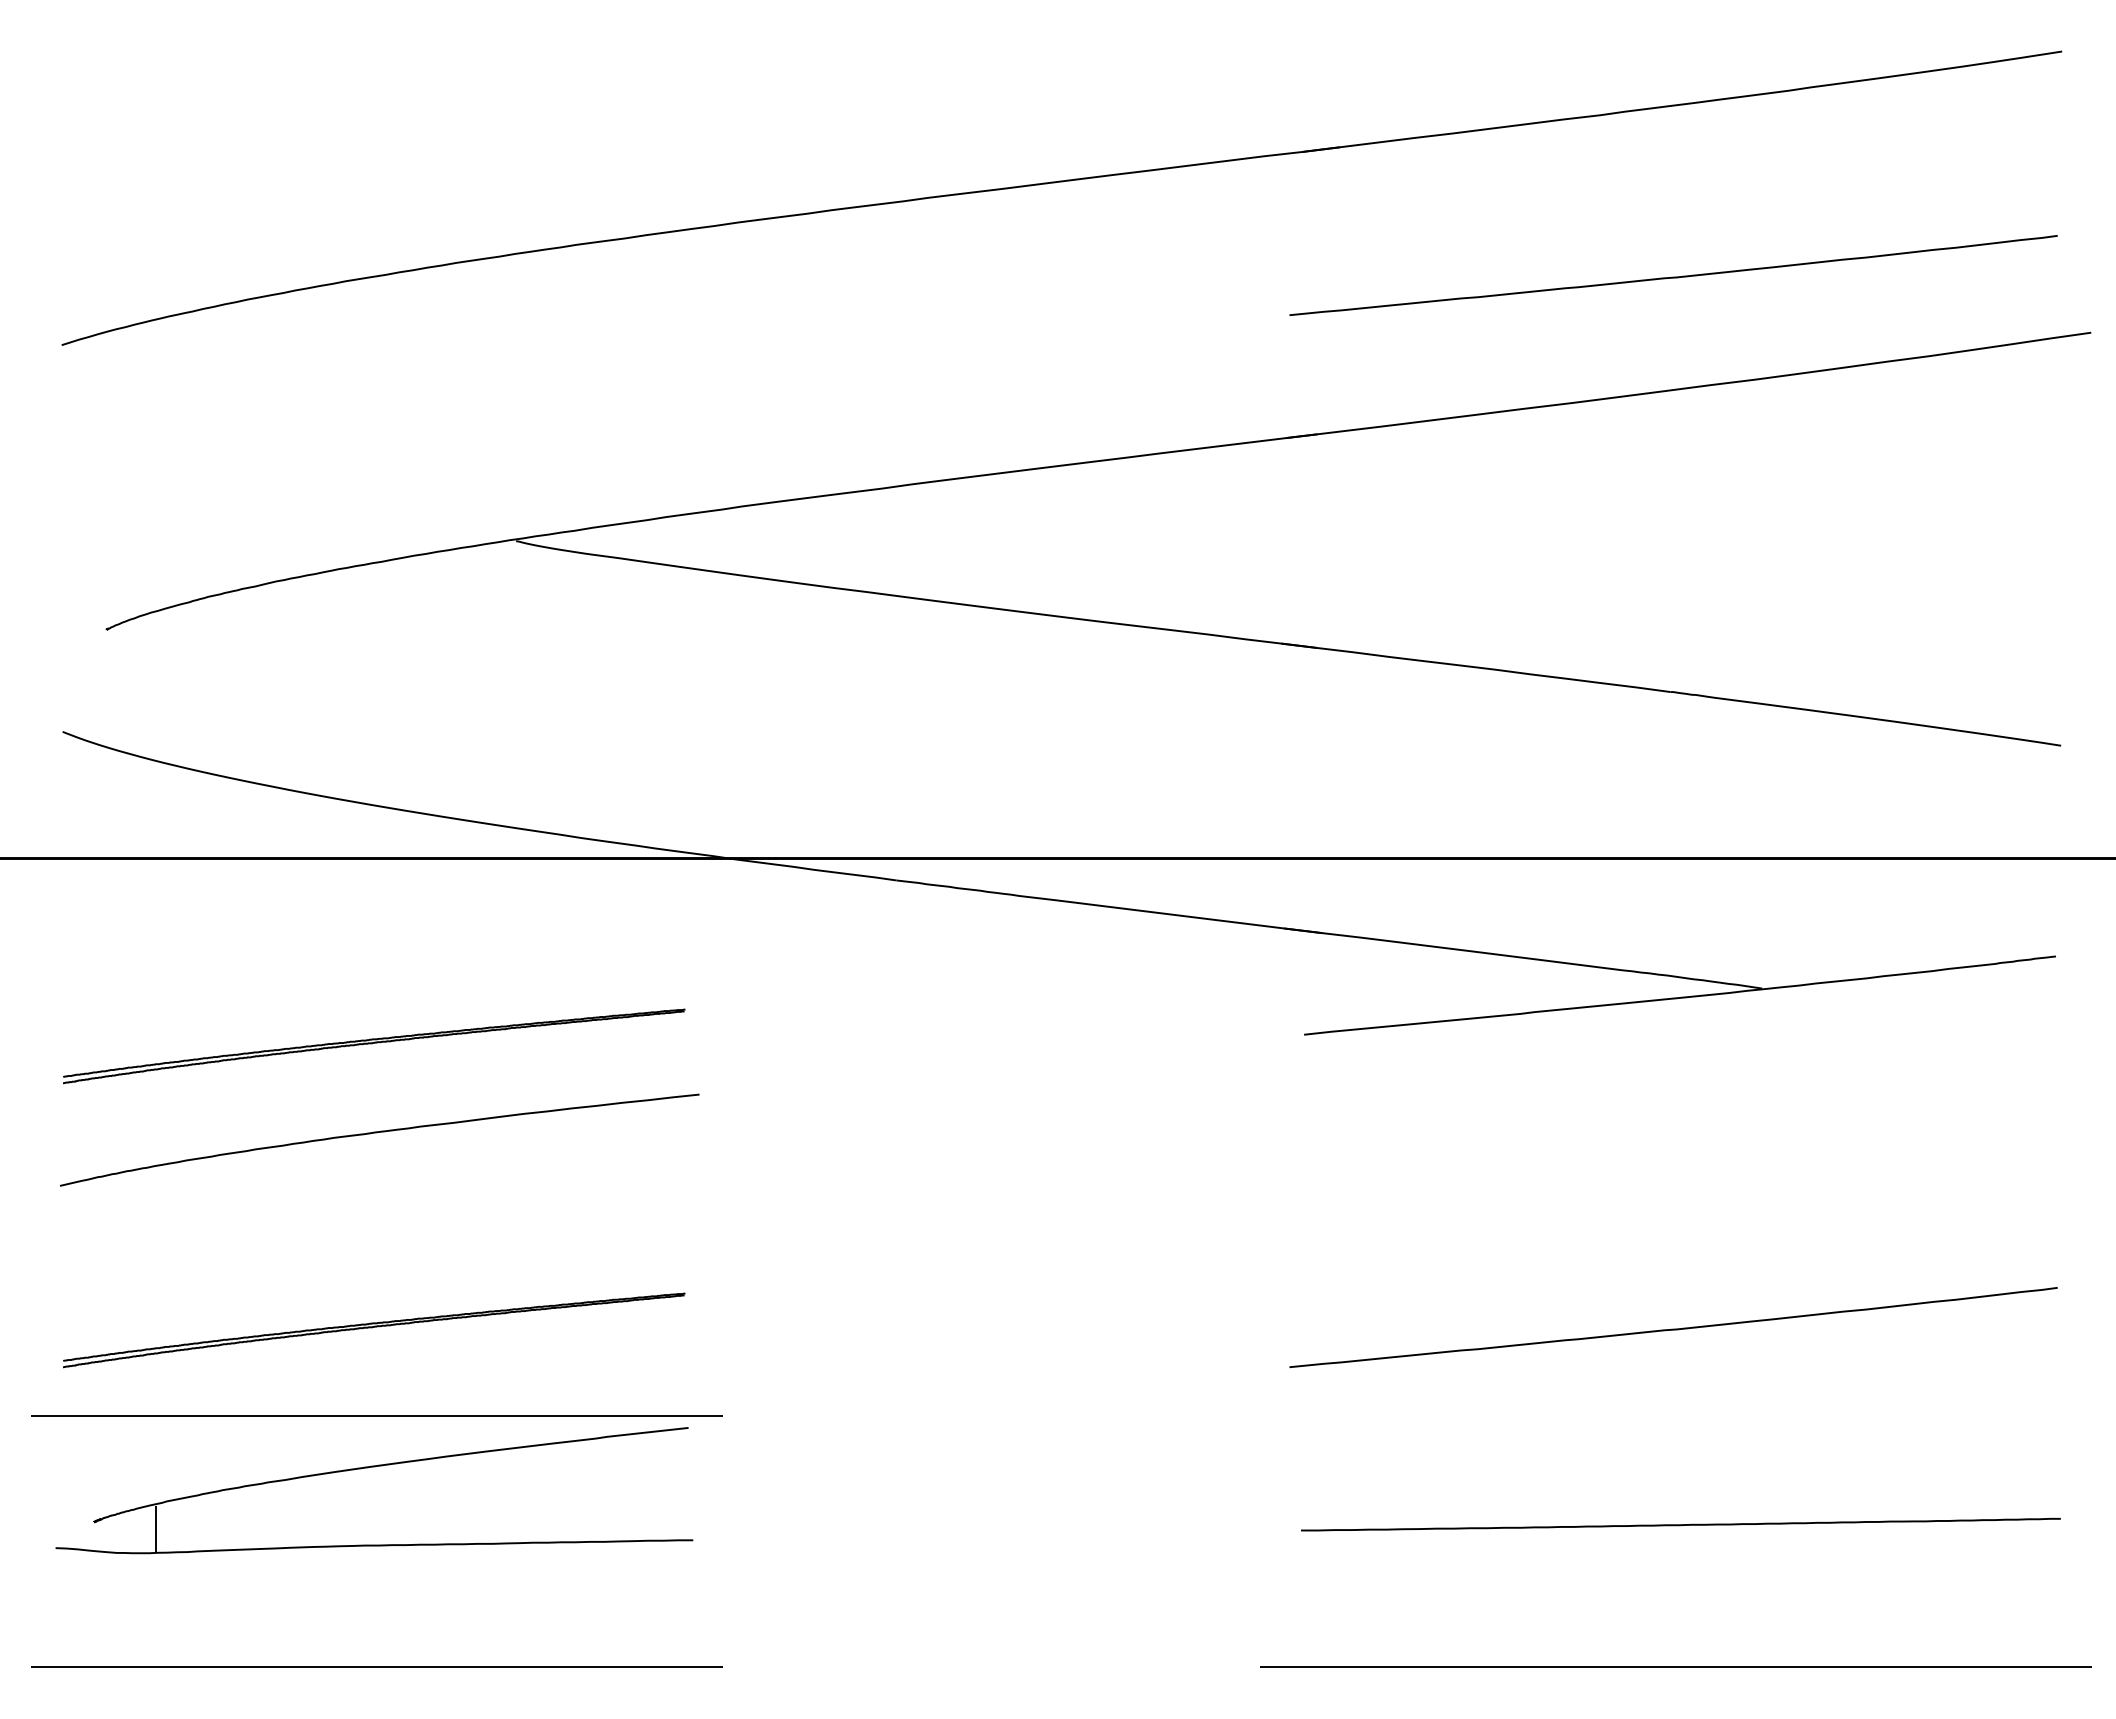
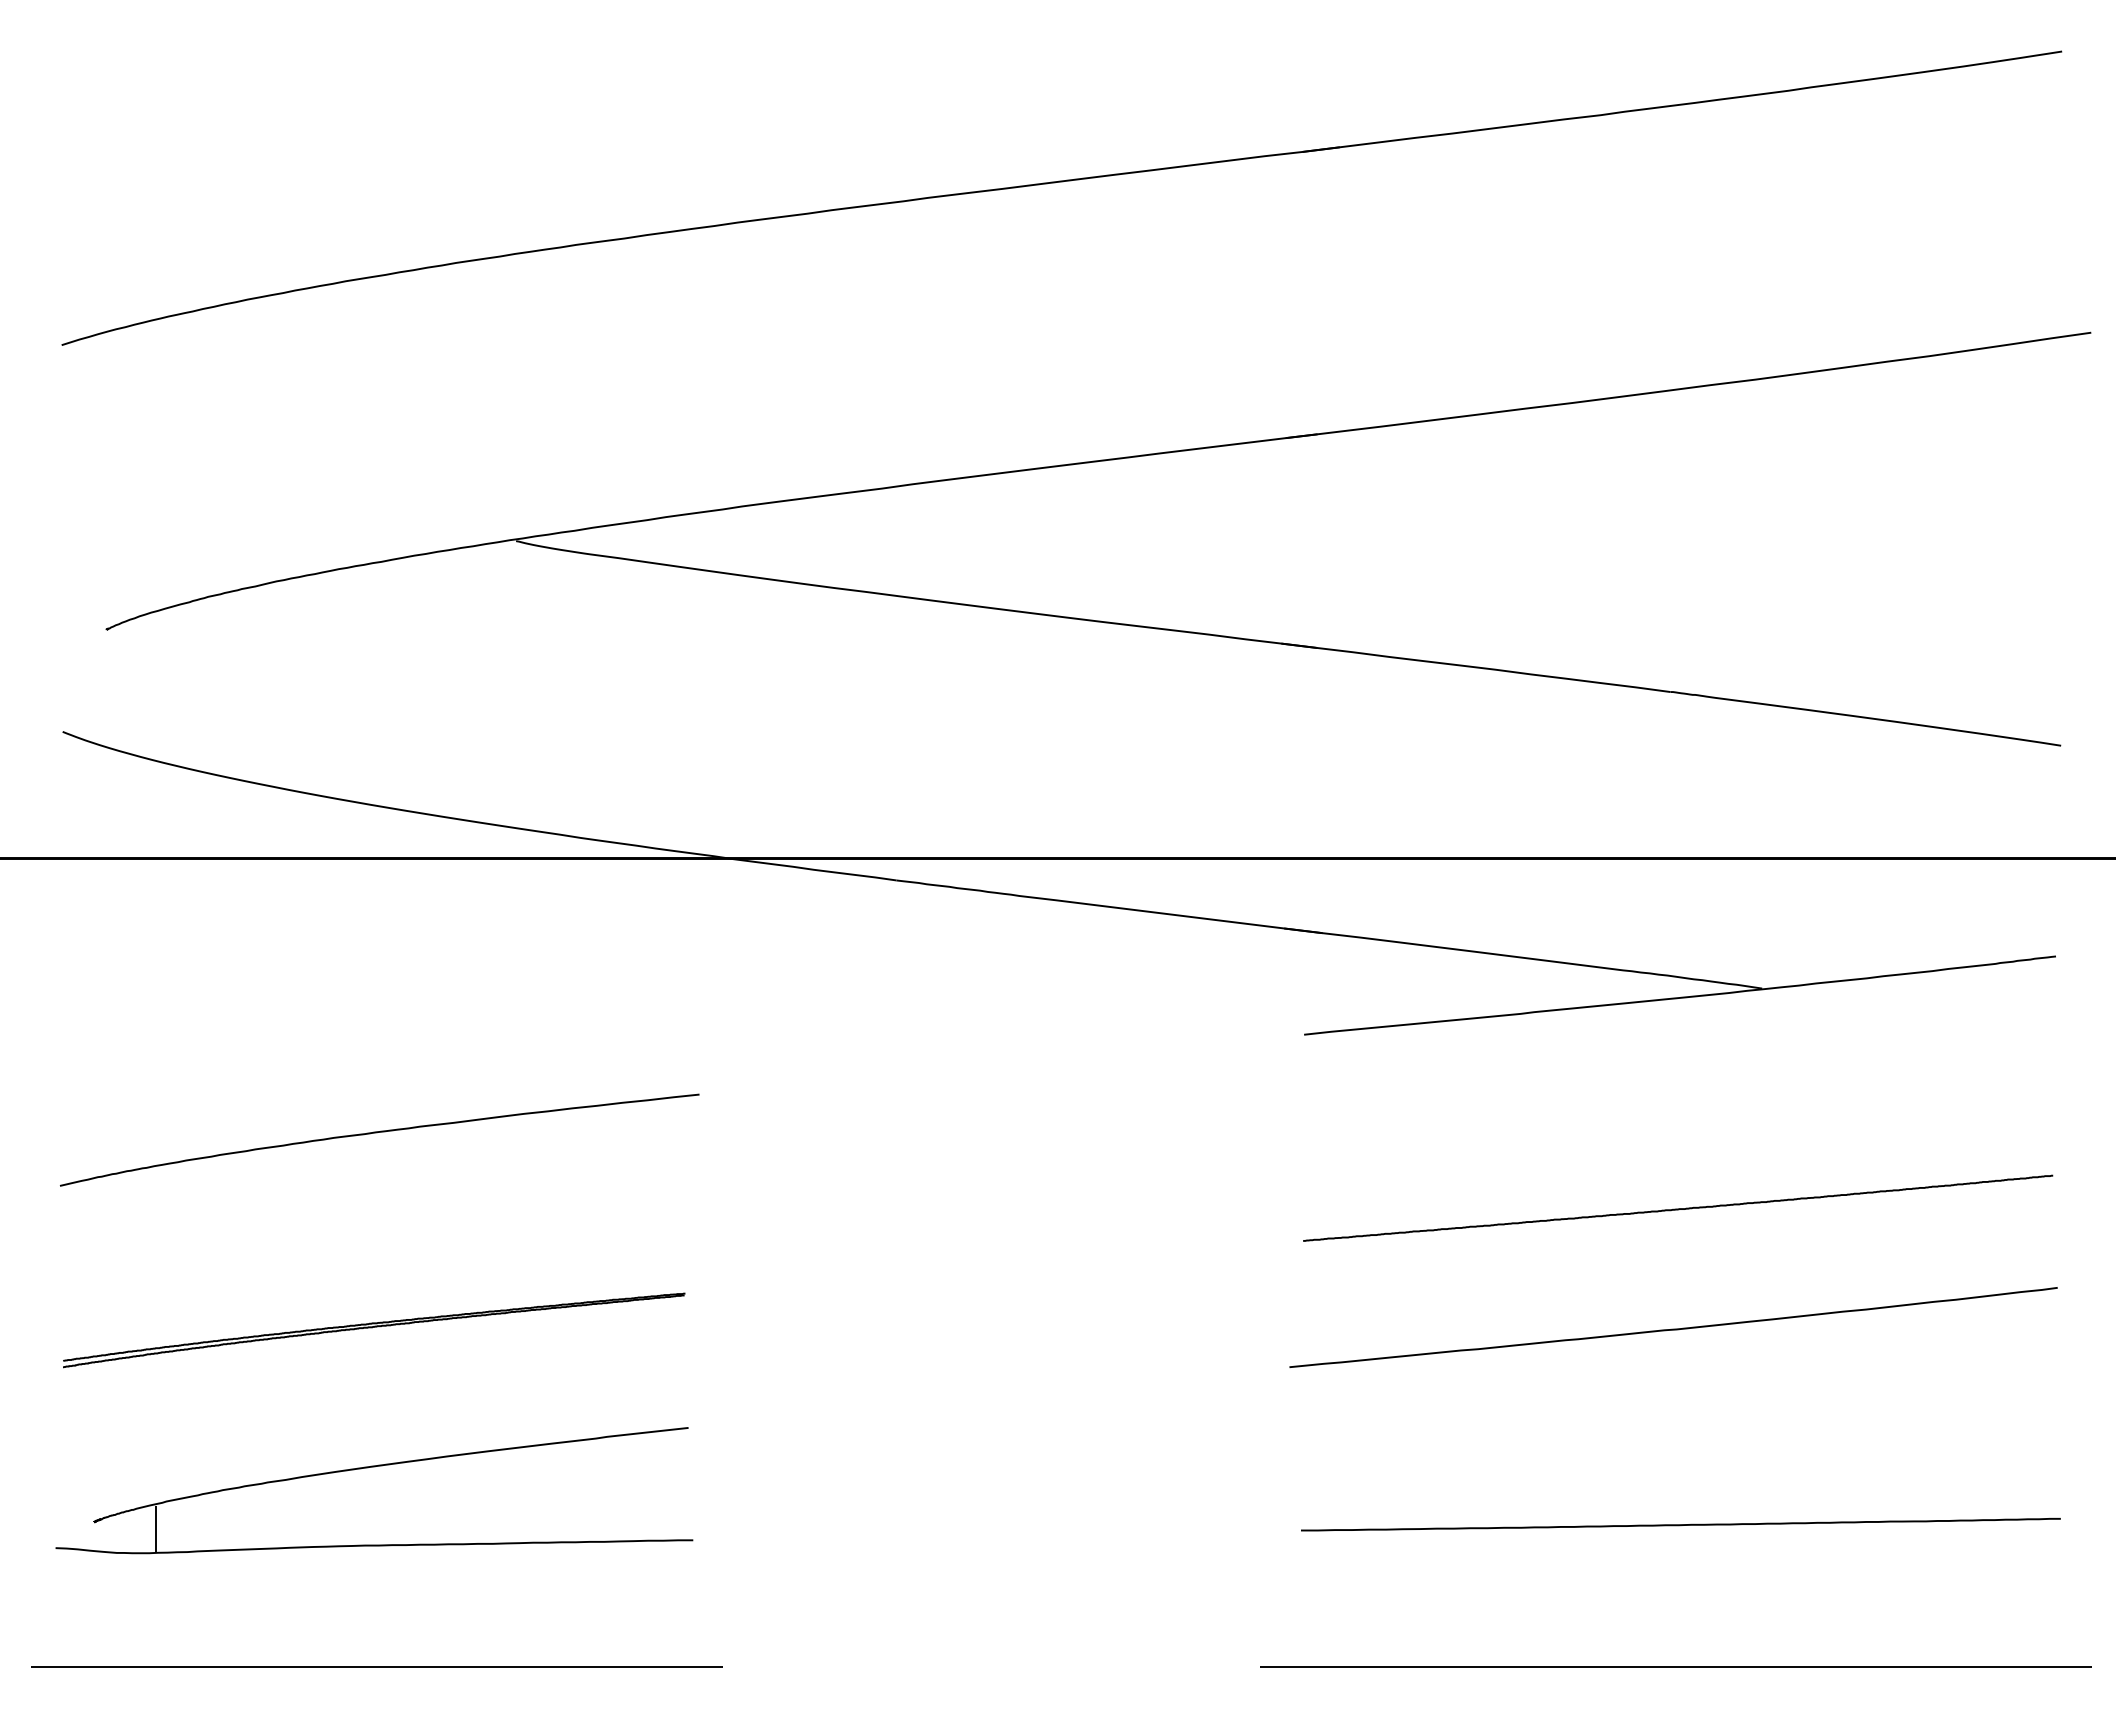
curve: present -> none (1673, 276)
part: present -> none (374, 1046)
curve: none -> present (1678, 1208)
line: present -> none (376, 1415)
